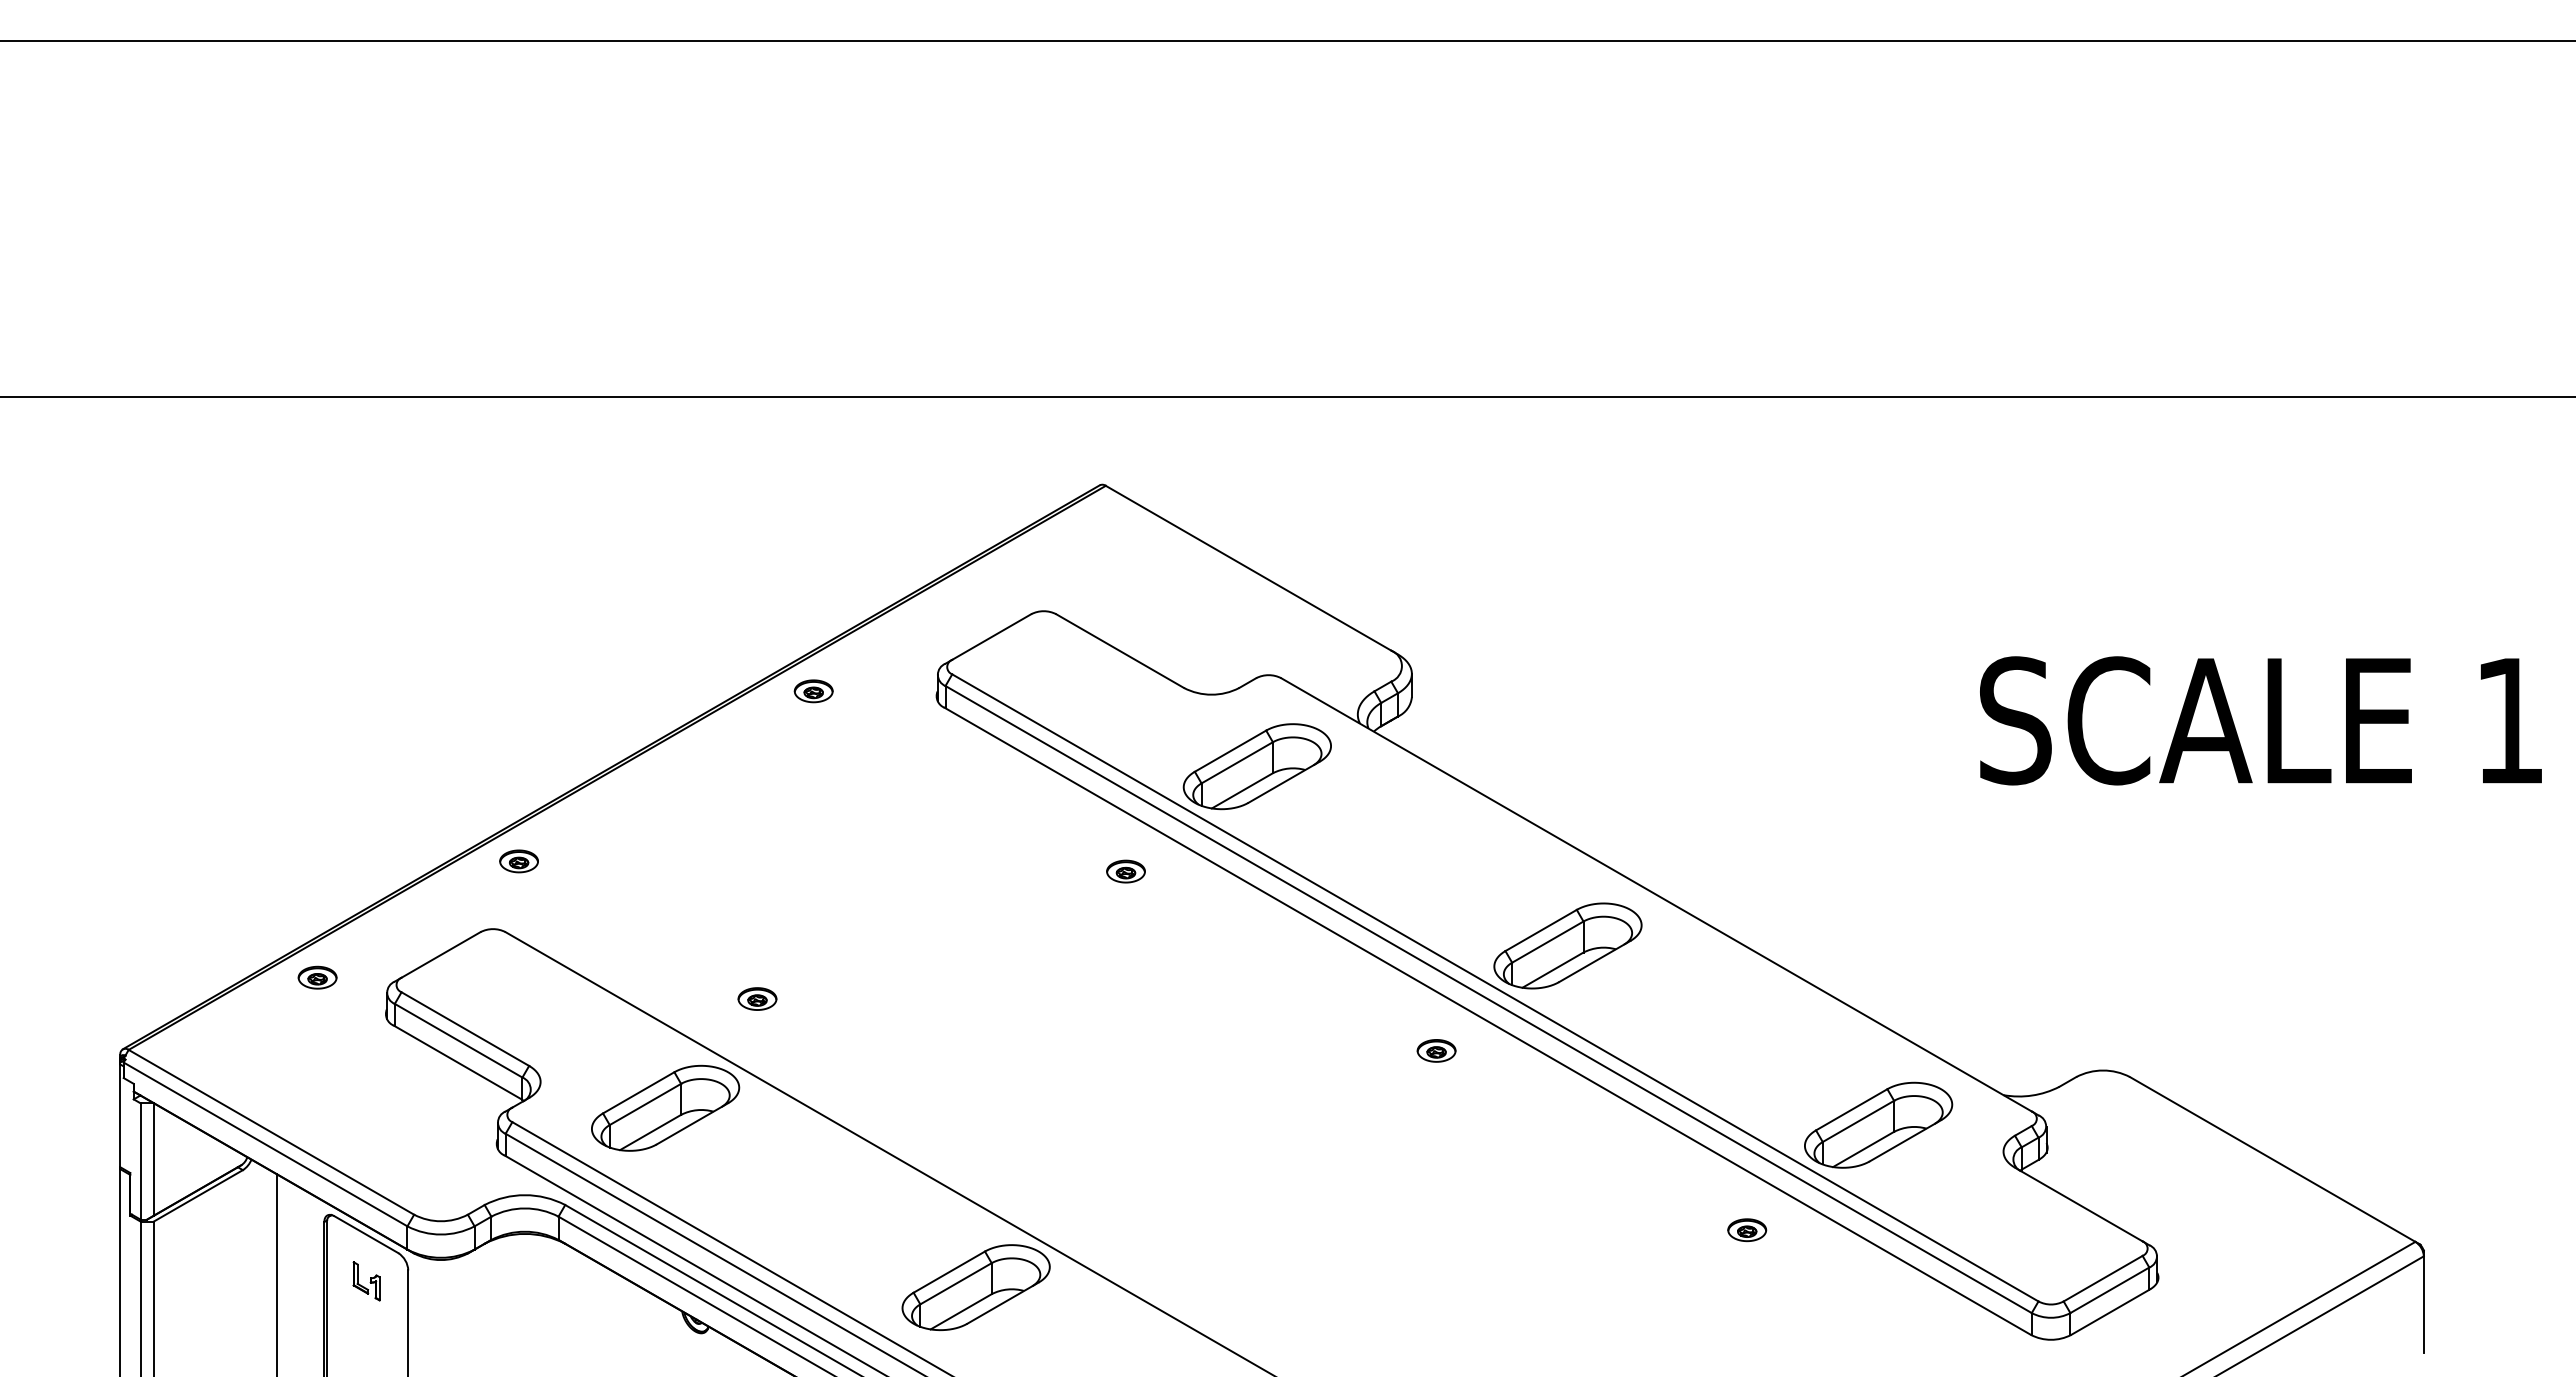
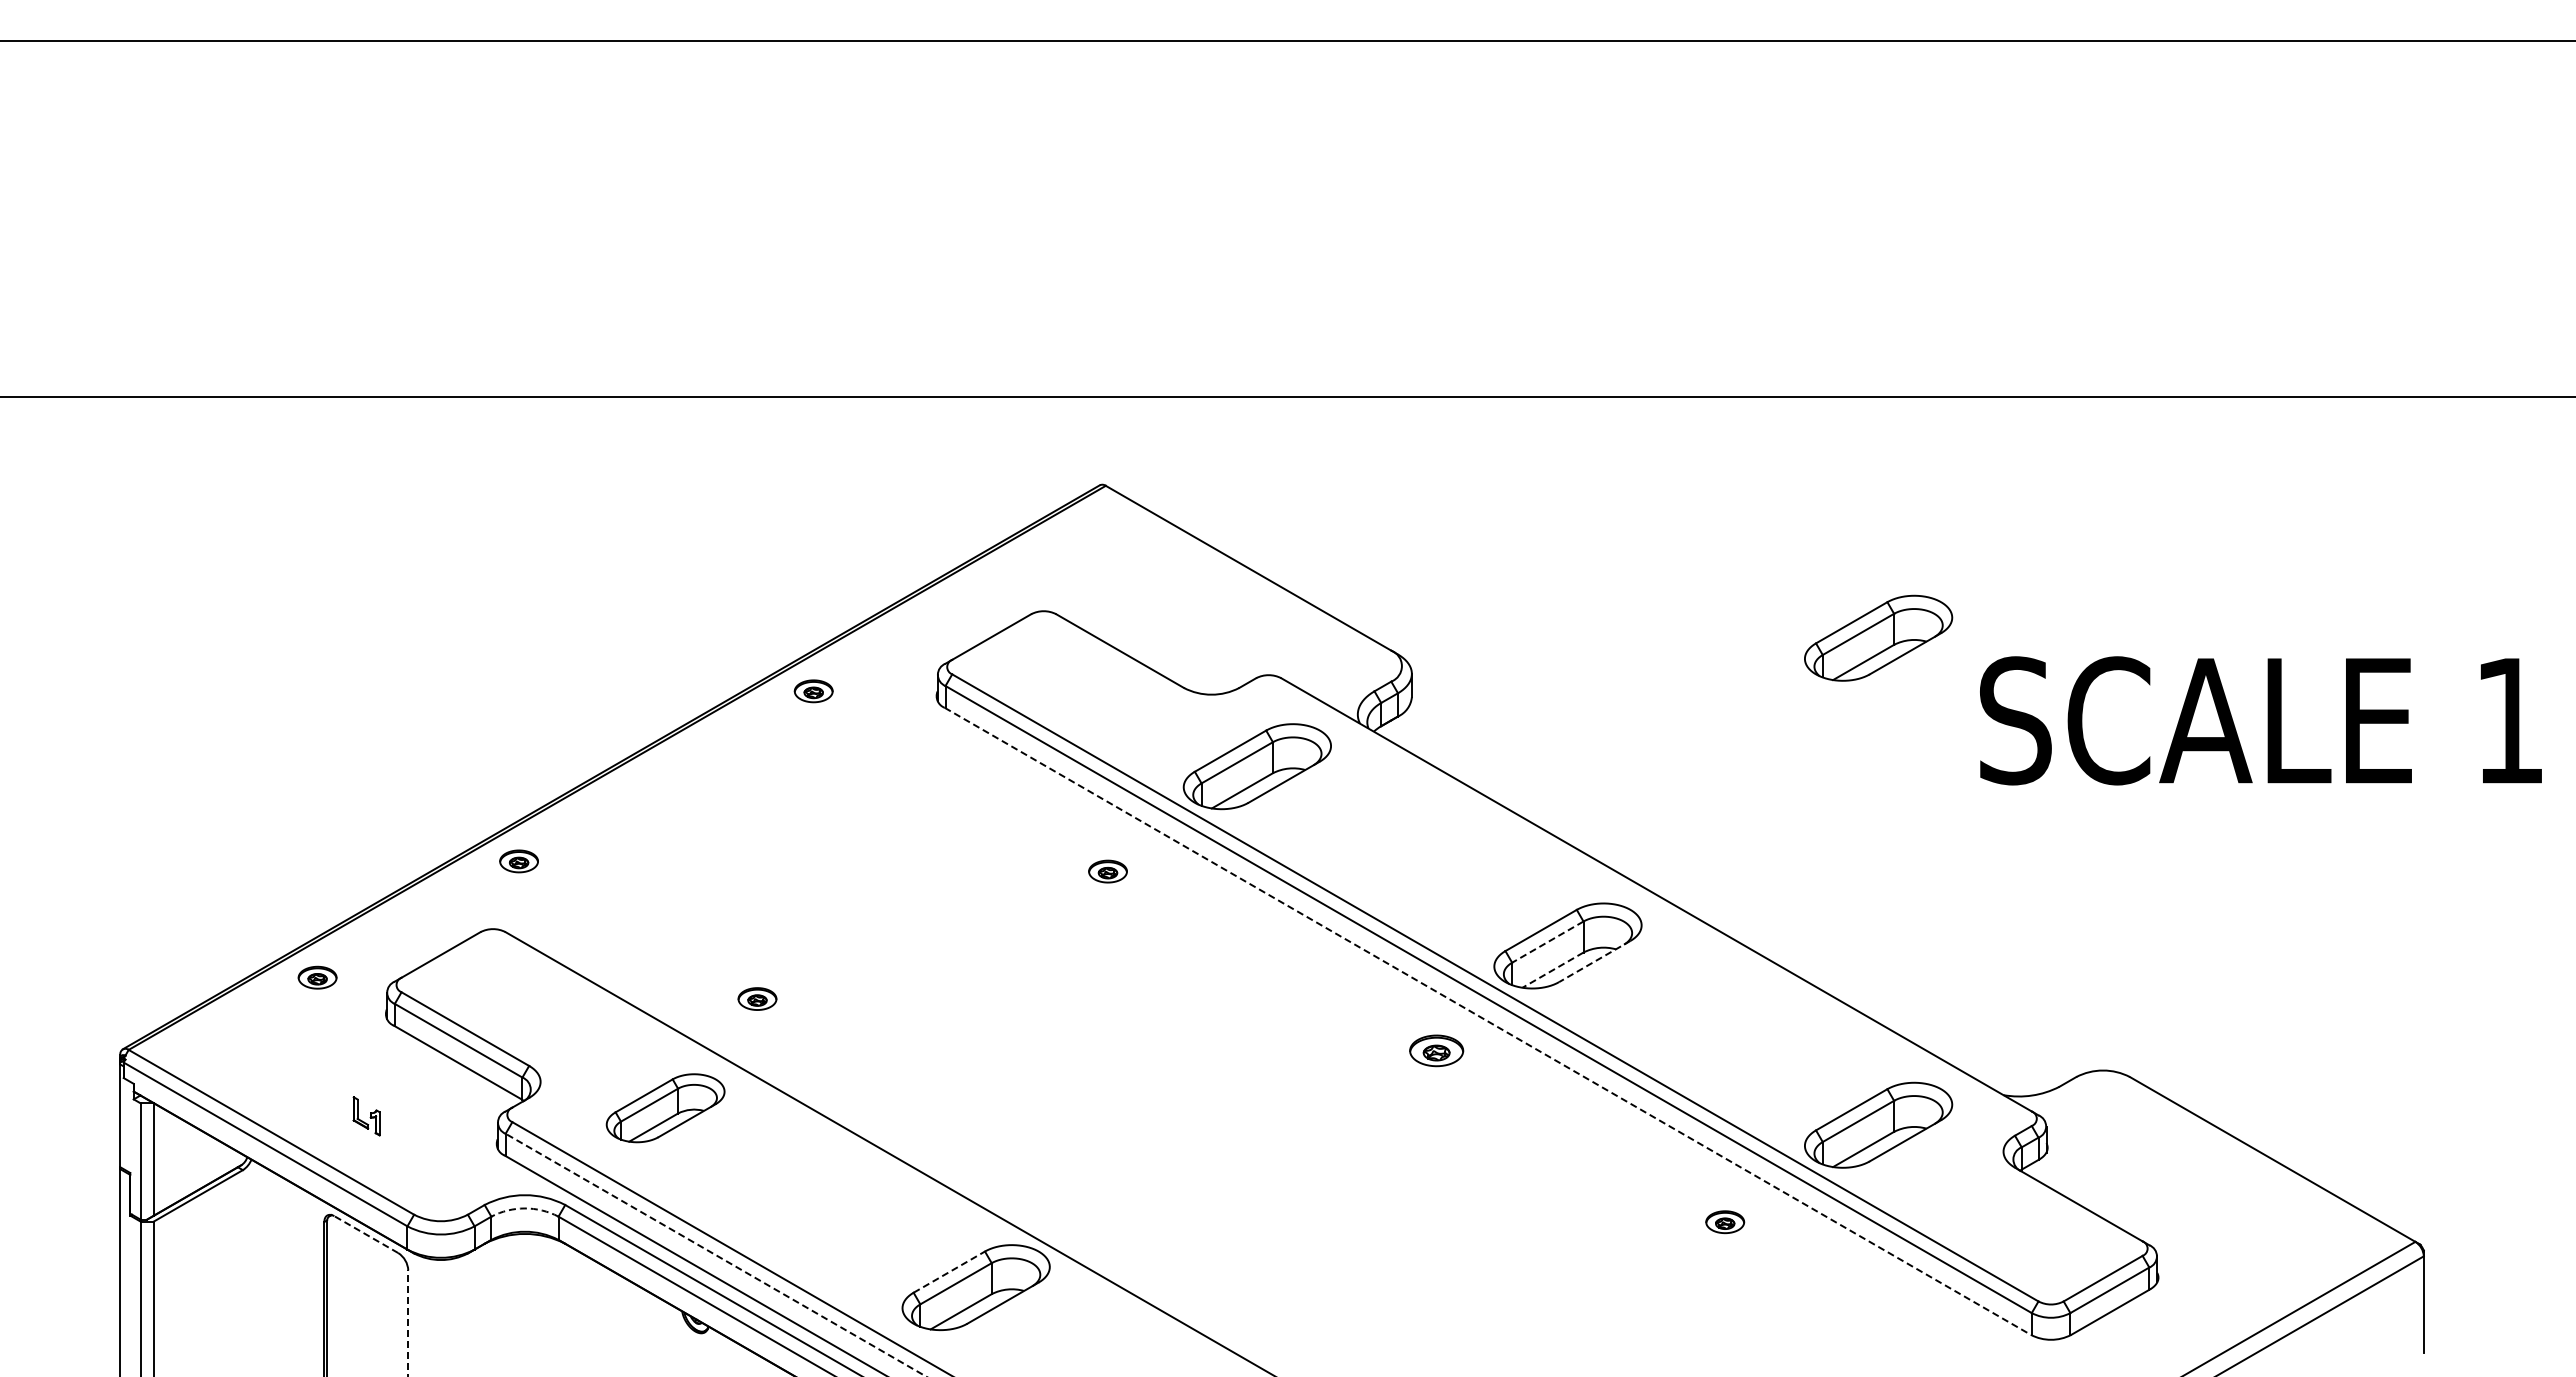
part: none -> present (1878, 637)
part position: (1125, 871) -> (1107, 871) (1107, 871)
line: solid -> dashed (1547, 942)
line: solid -> dashed (1594, 961)
line: solid -> dashed (1552, 970)
line: solid -> dashed (1488, 1021)
part size: 41x24 px -> 56x34 px (1436, 1050)
part size: 150x88 px -> 121x71 px (665, 1108)
arc: solid -> dashed (524, 1208)
part position: (1747, 1230) -> (1725, 1222) (1725, 1222)
line: solid -> dashed (366, 1234)
line: solid -> dashed (716, 1255)
line: solid -> dashed (949, 1271)
line: present -> none (277, 1273)
part position: (366, 1281) -> (366, 1116) (366, 1116)
line: solid -> dashed (408, 1323)
